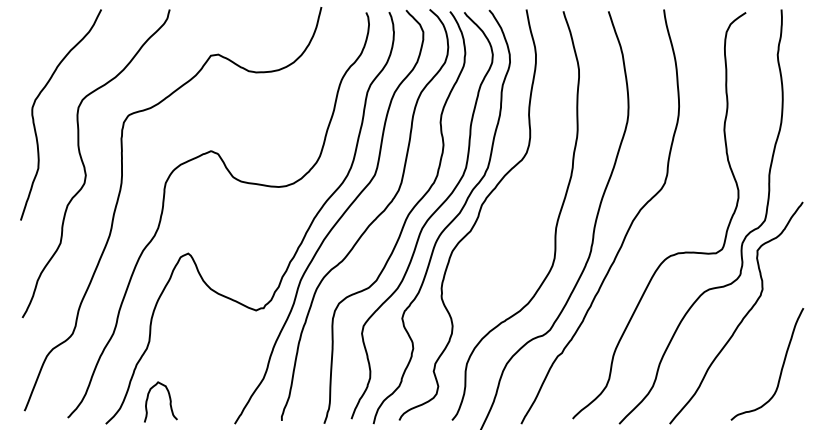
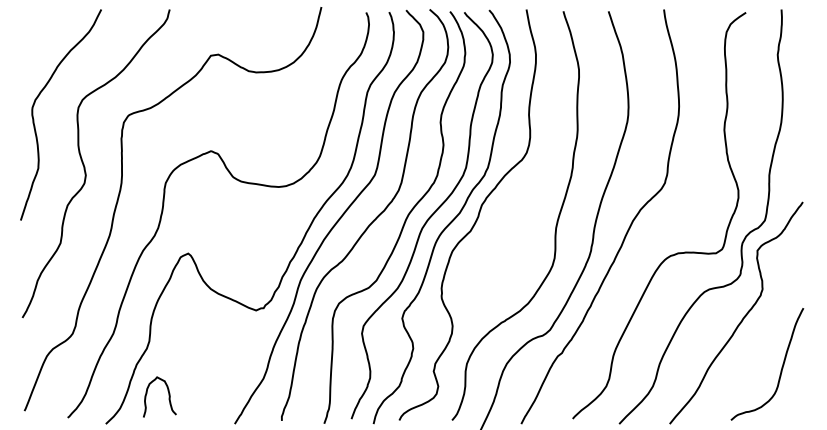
curve position: (169, 401) -> (168, 396) (168, 396)
